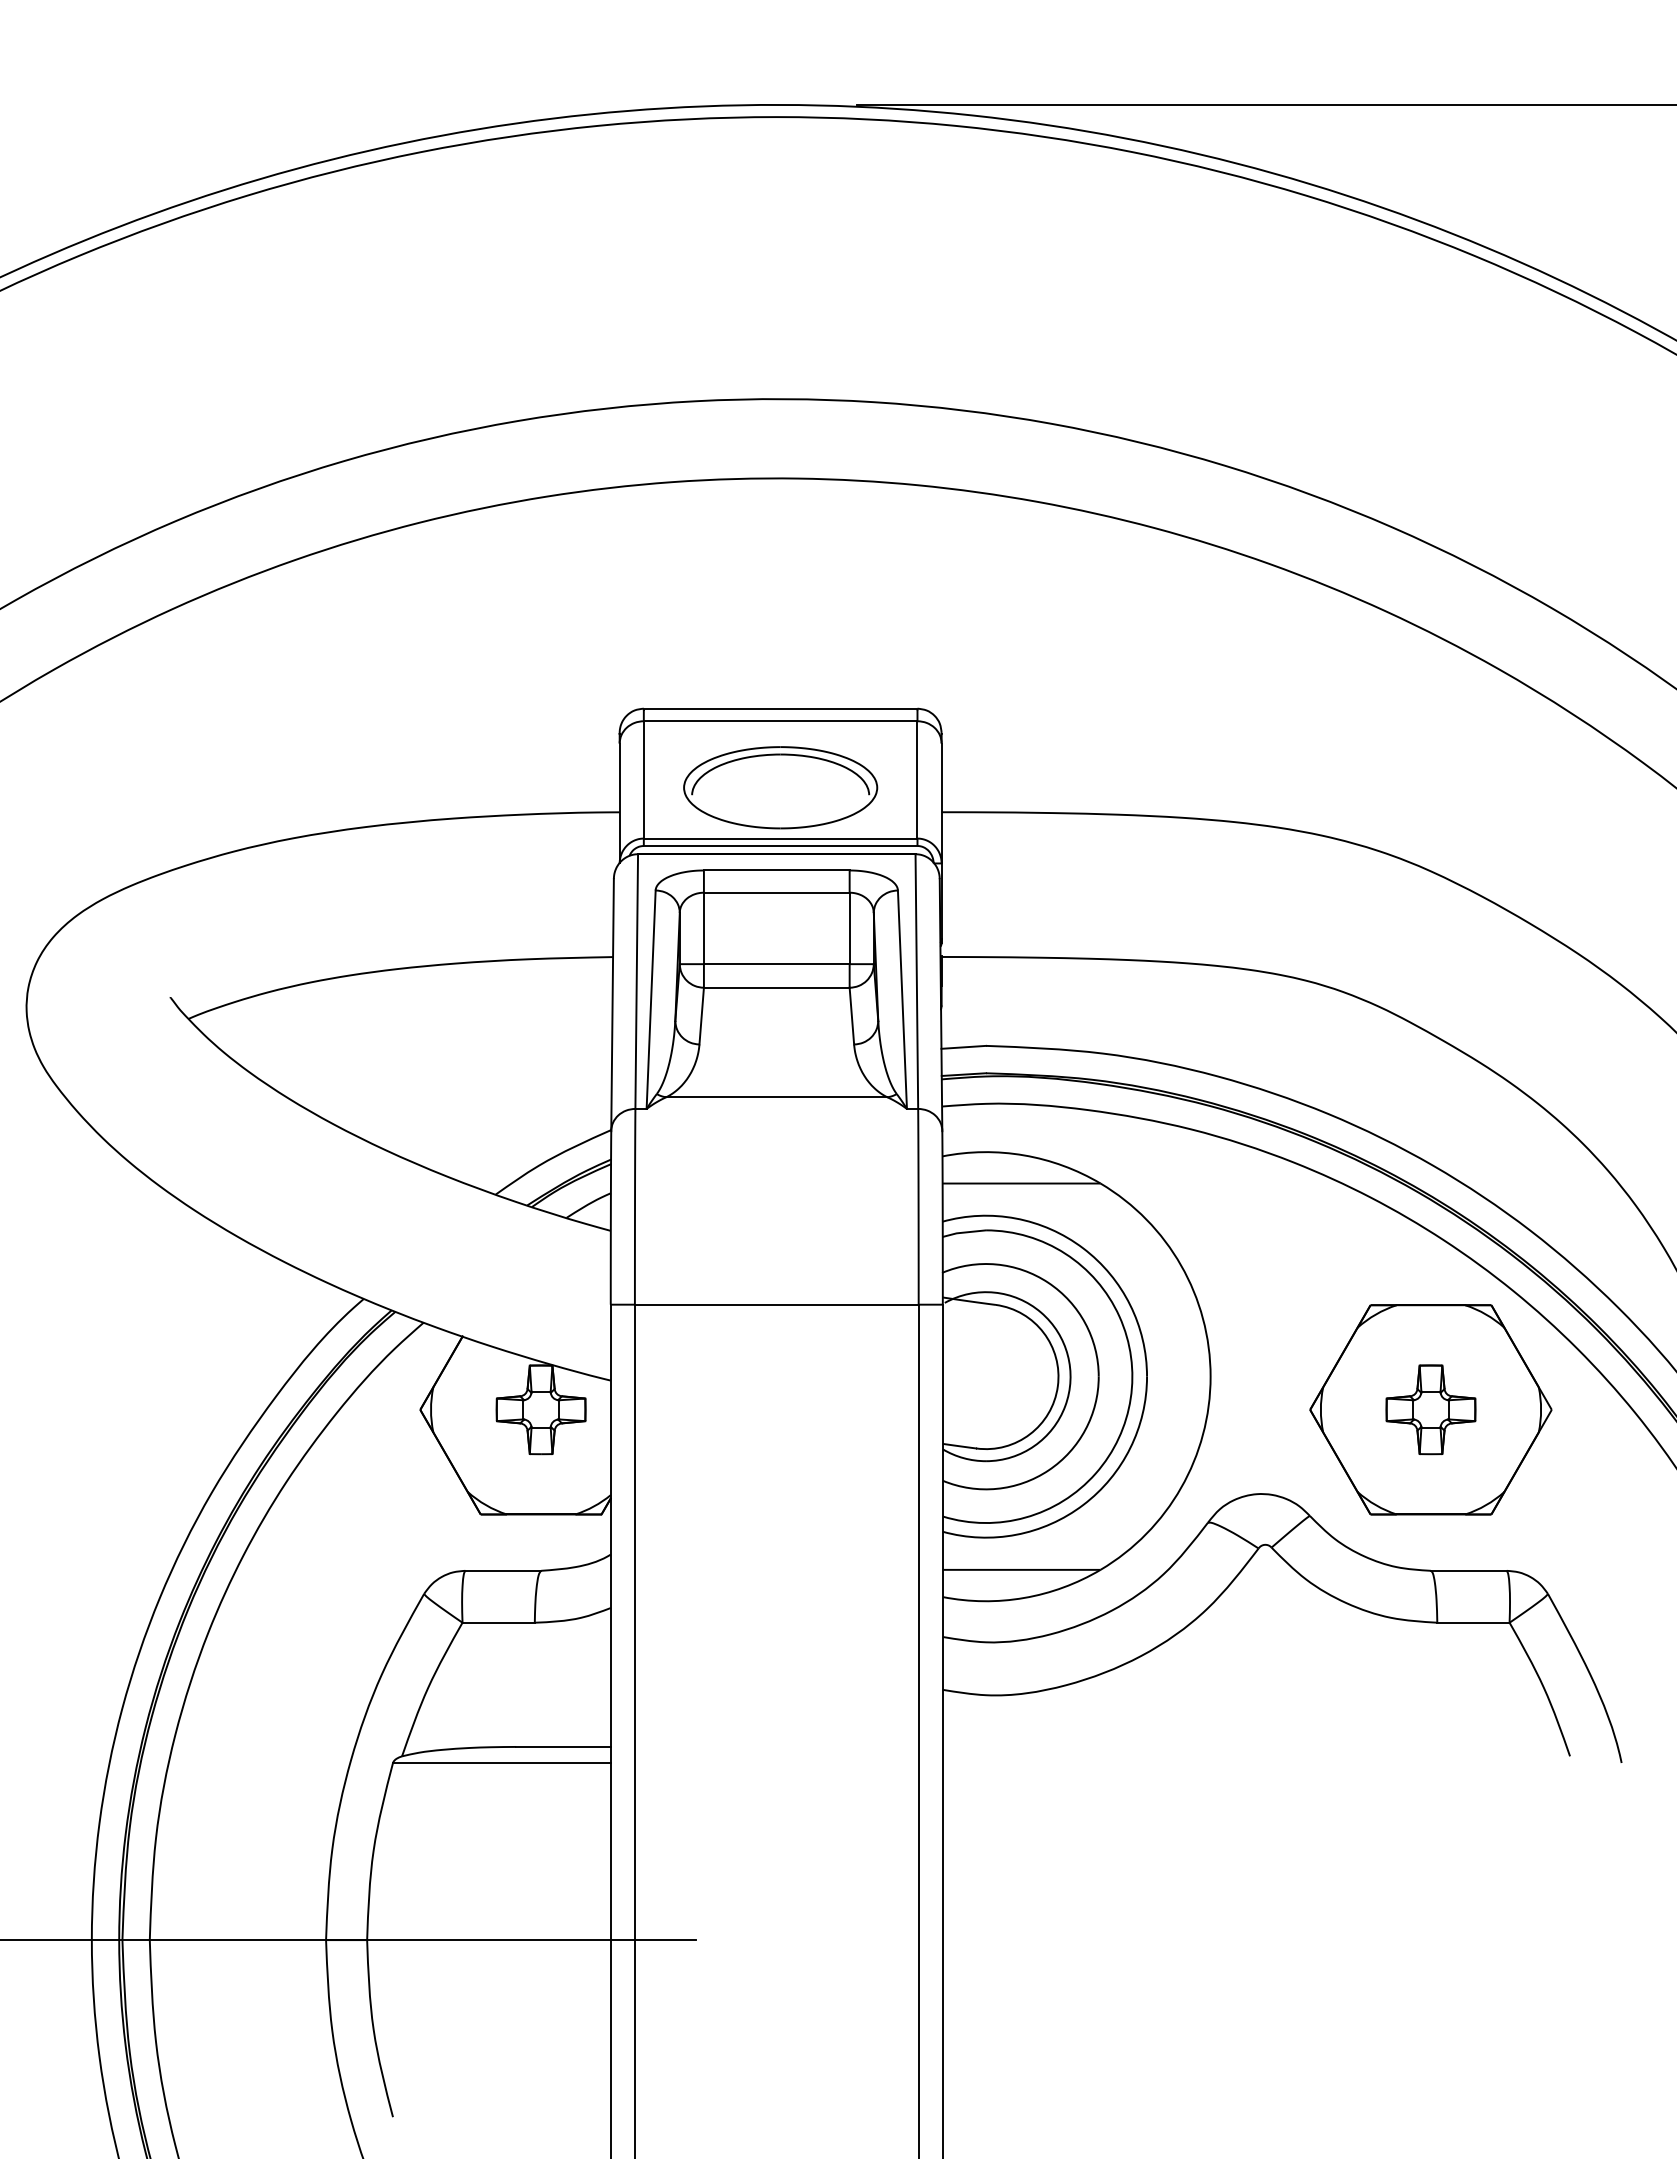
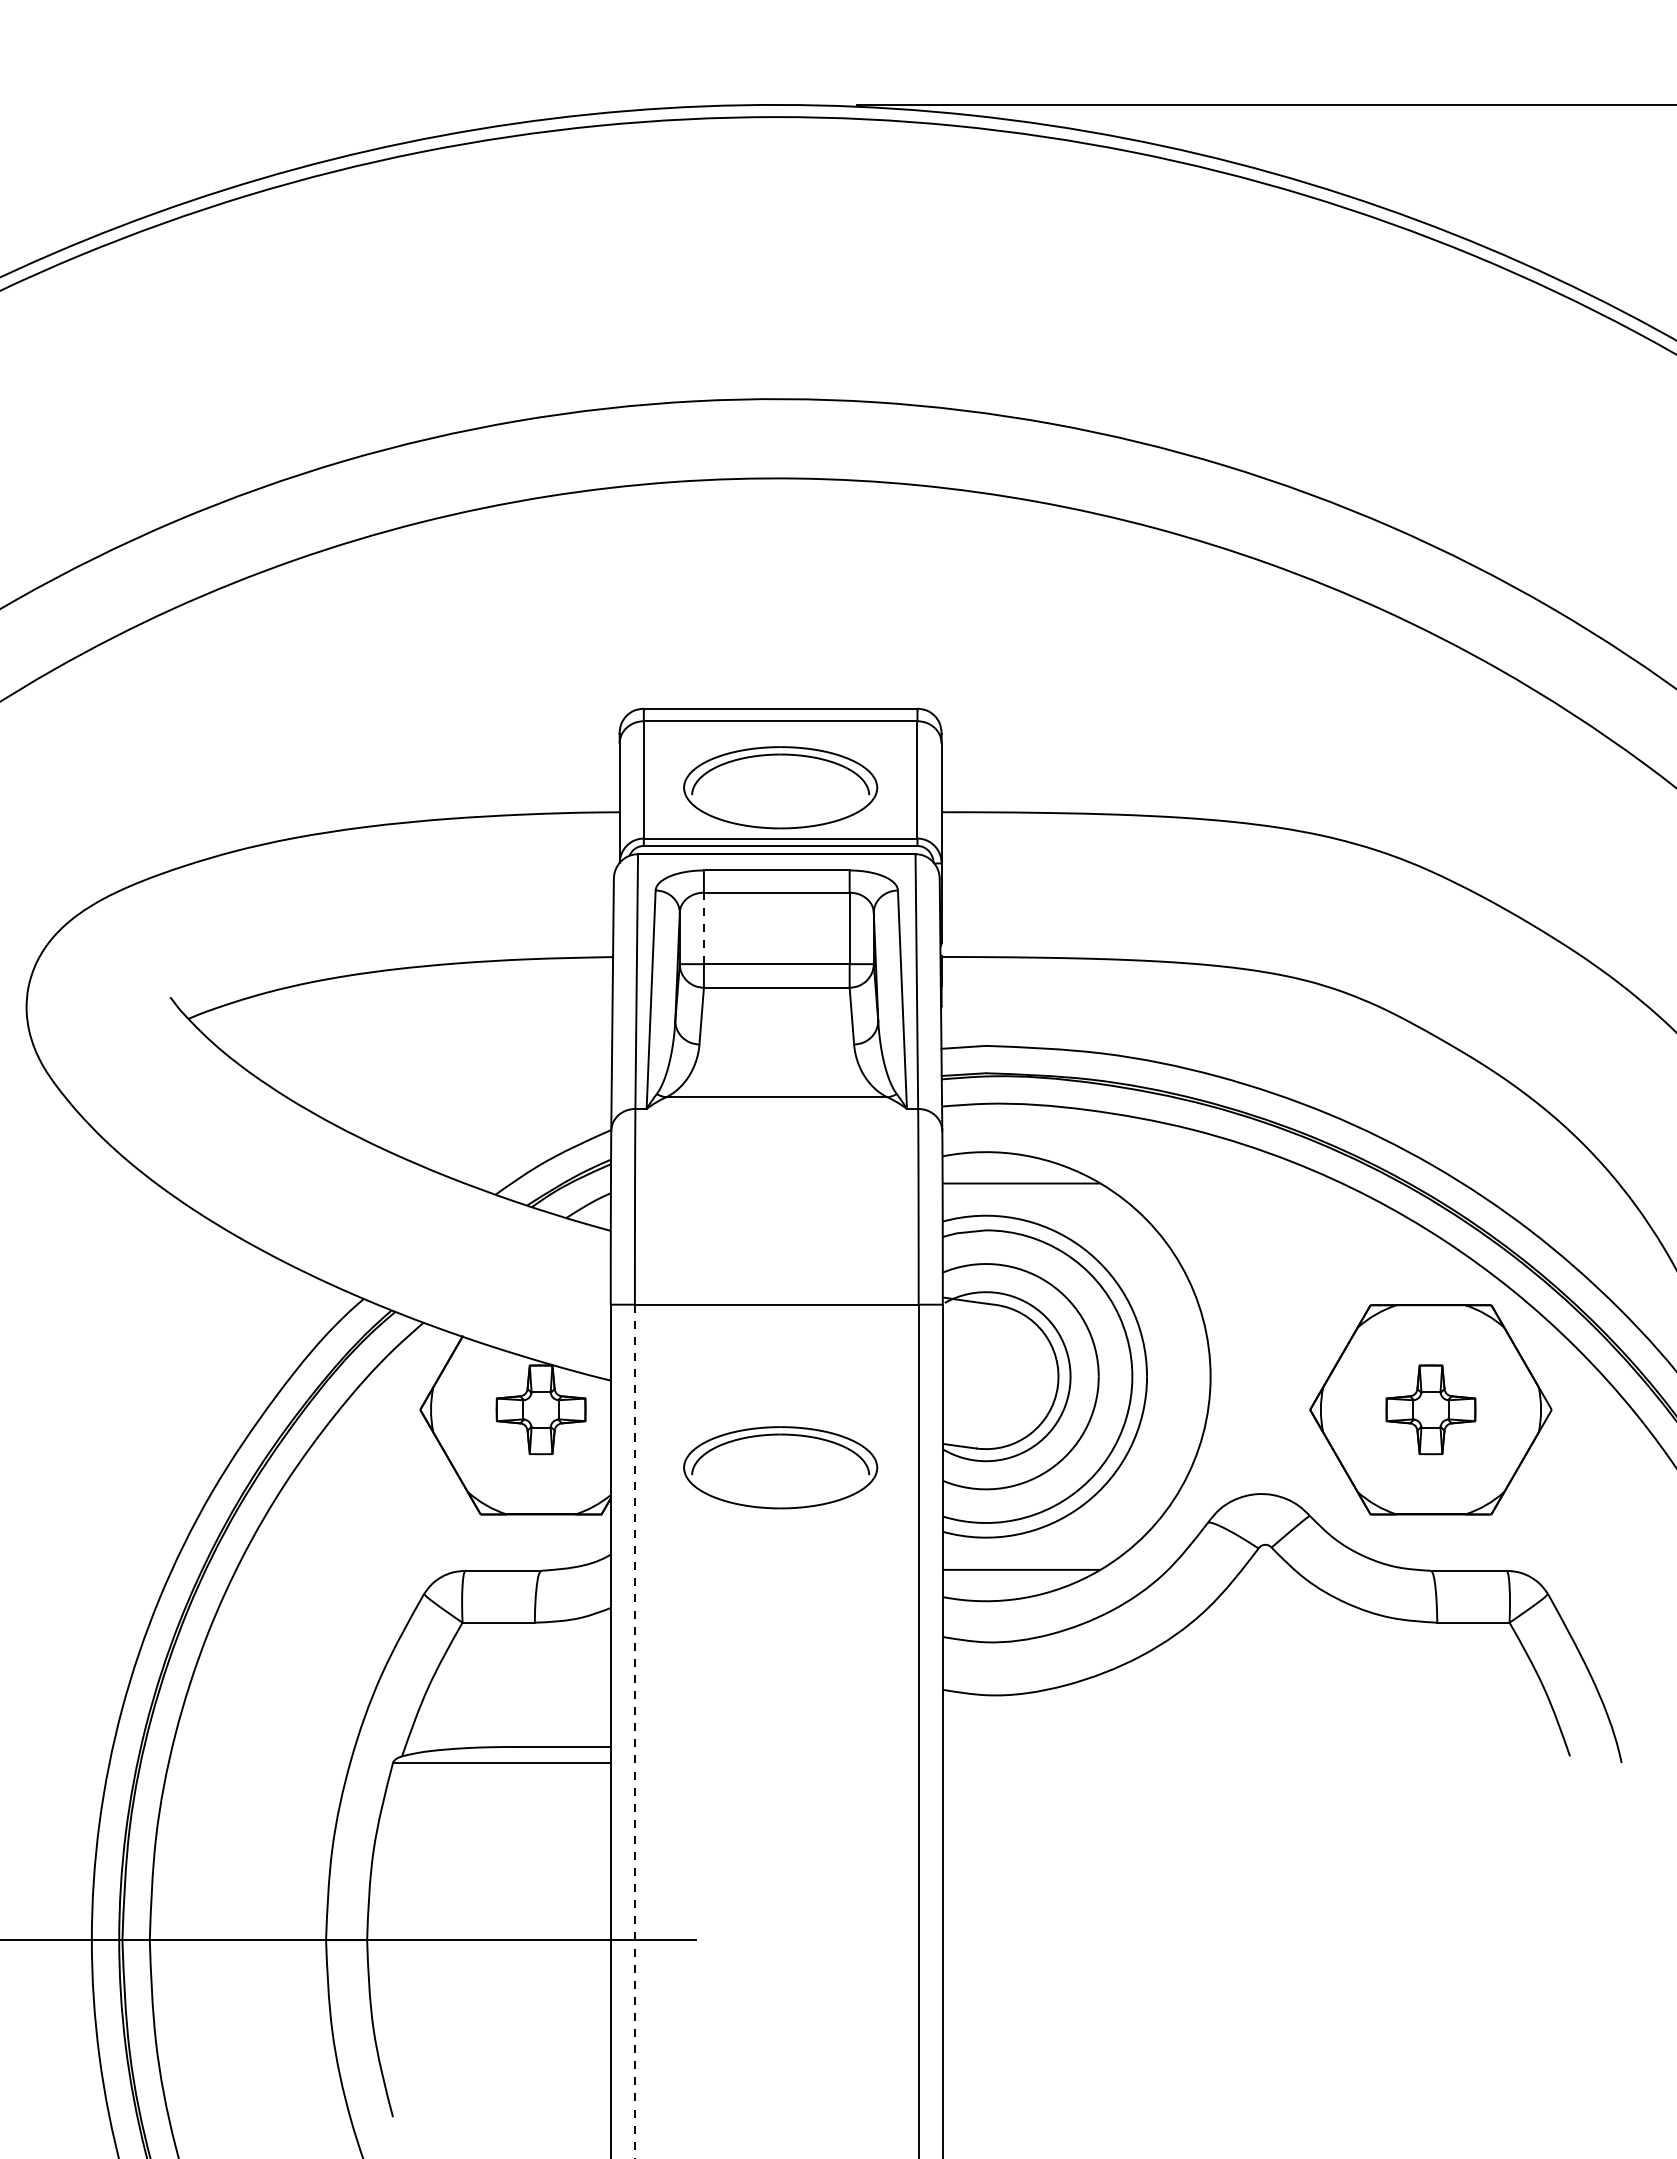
line: solid -> dashed (703, 928)
part: none -> present (780, 1467)
line: solid -> dashed (634, 1731)
